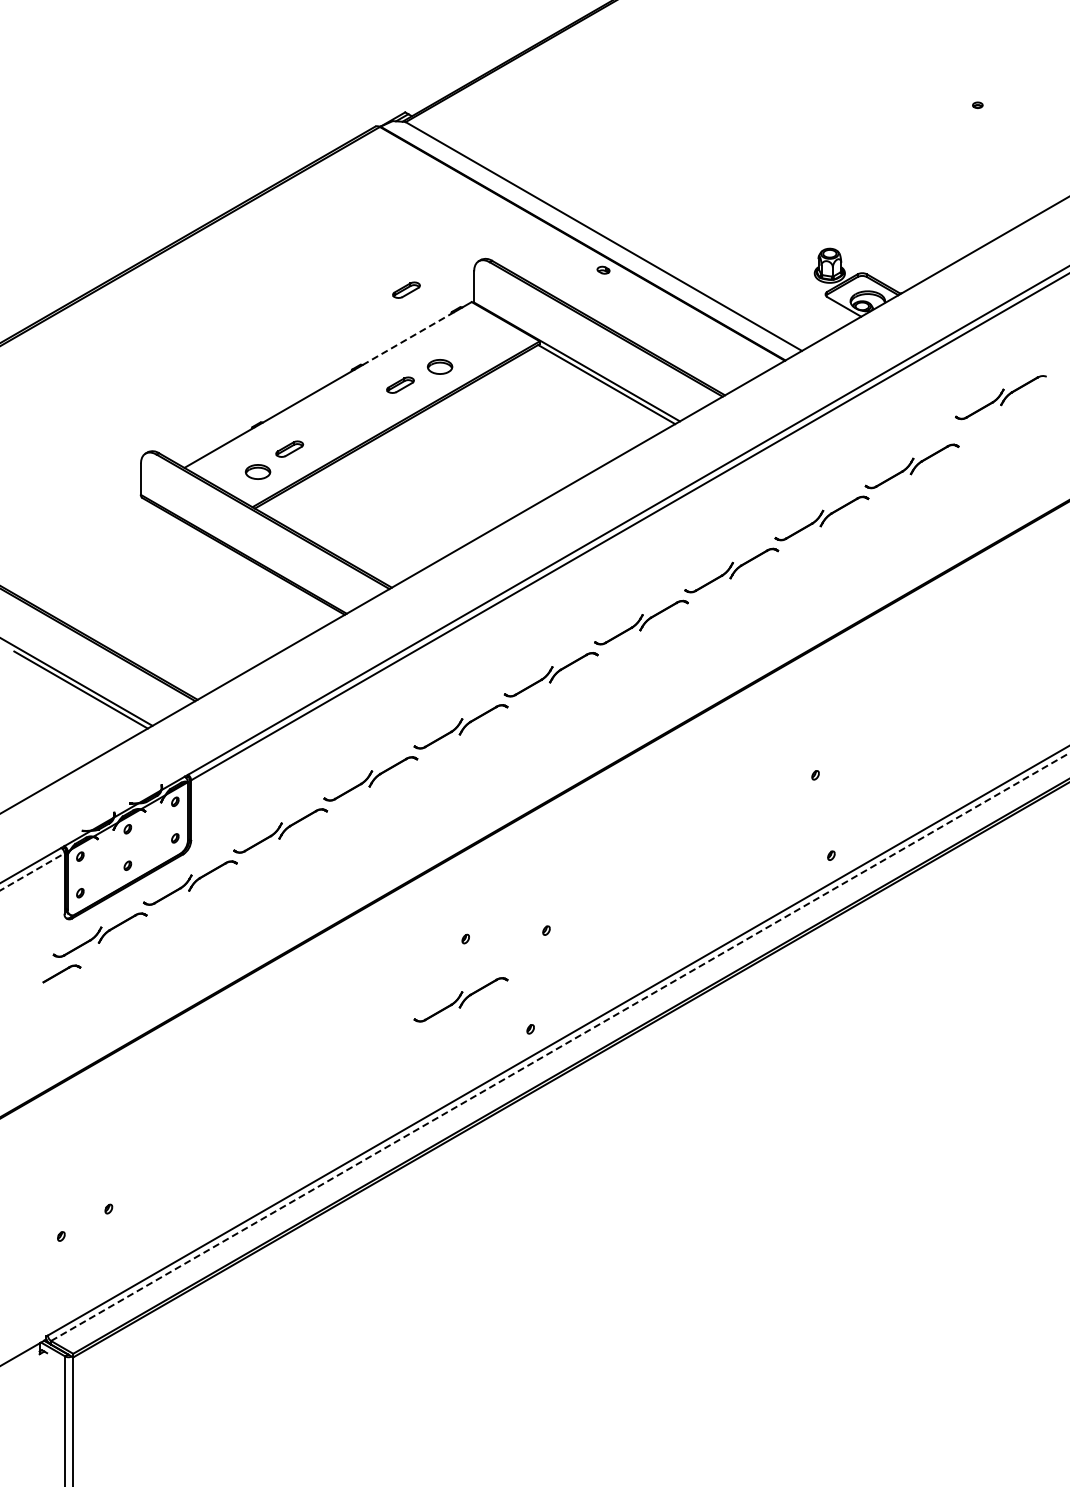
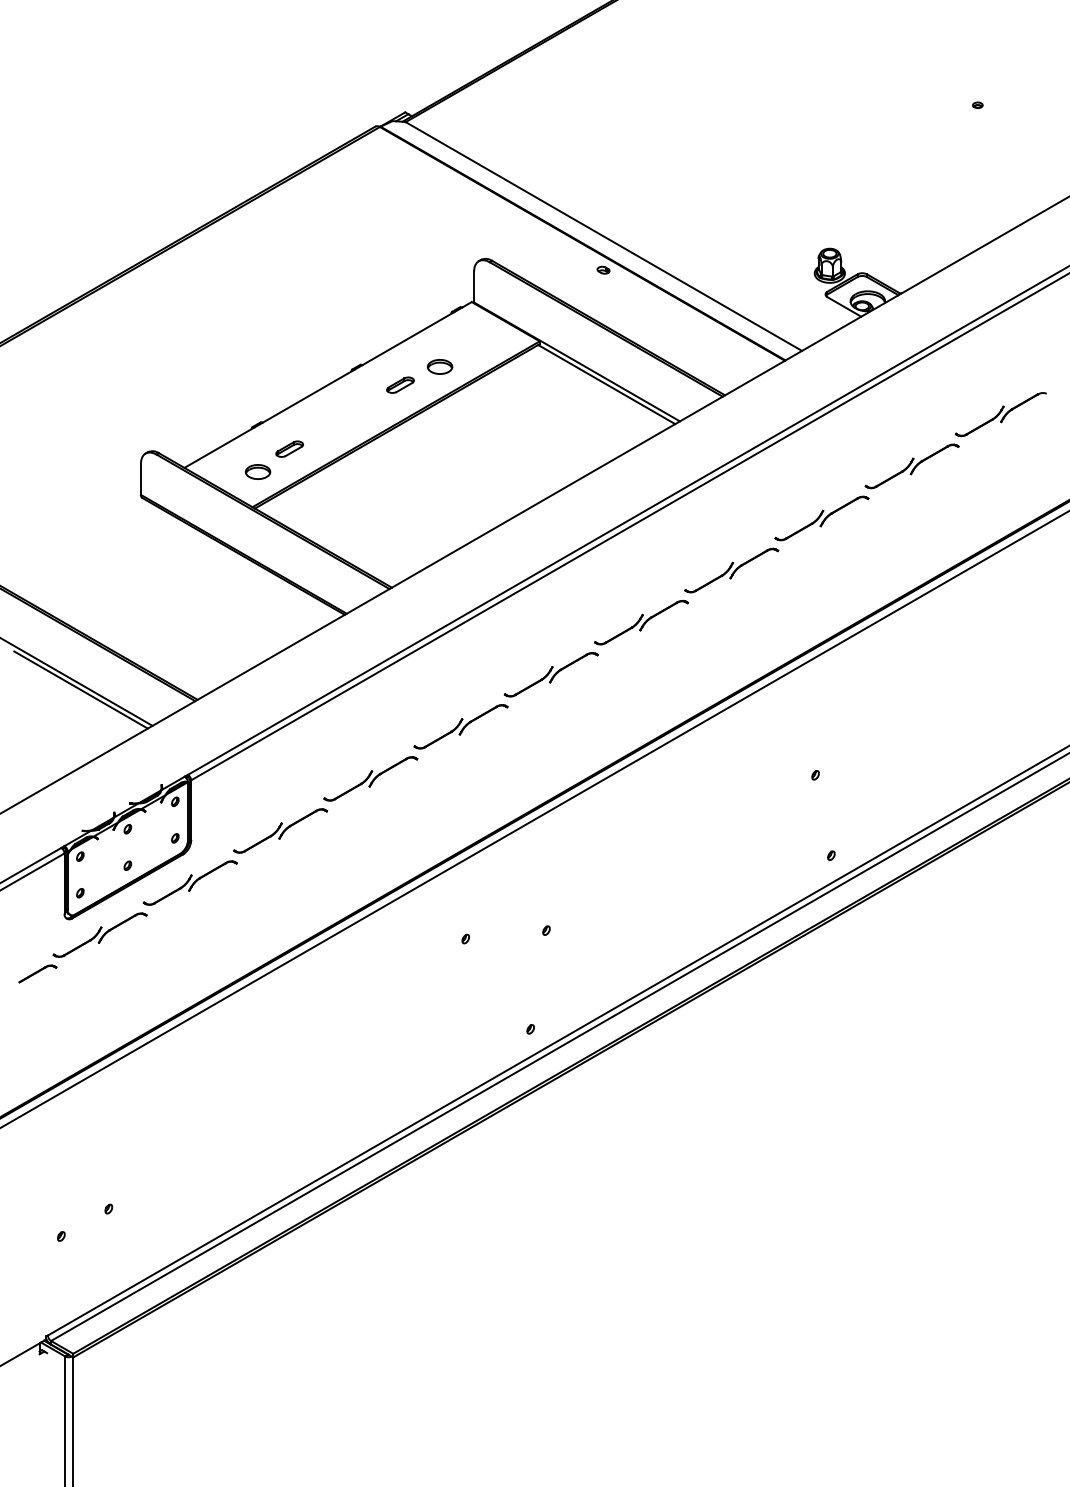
part: present -> none (406, 289)
line: dashed -> solid (408, 338)
part position: (1000, 397) -> (1000, 414) (1000, 414)
line: none -> present (534, 819)
line: dashed -> solid (32, 871)
part position: (61, 973) -> (37, 973) (37, 973)
part: present -> none (460, 999)
line: dashed -> solid (560, 1047)
